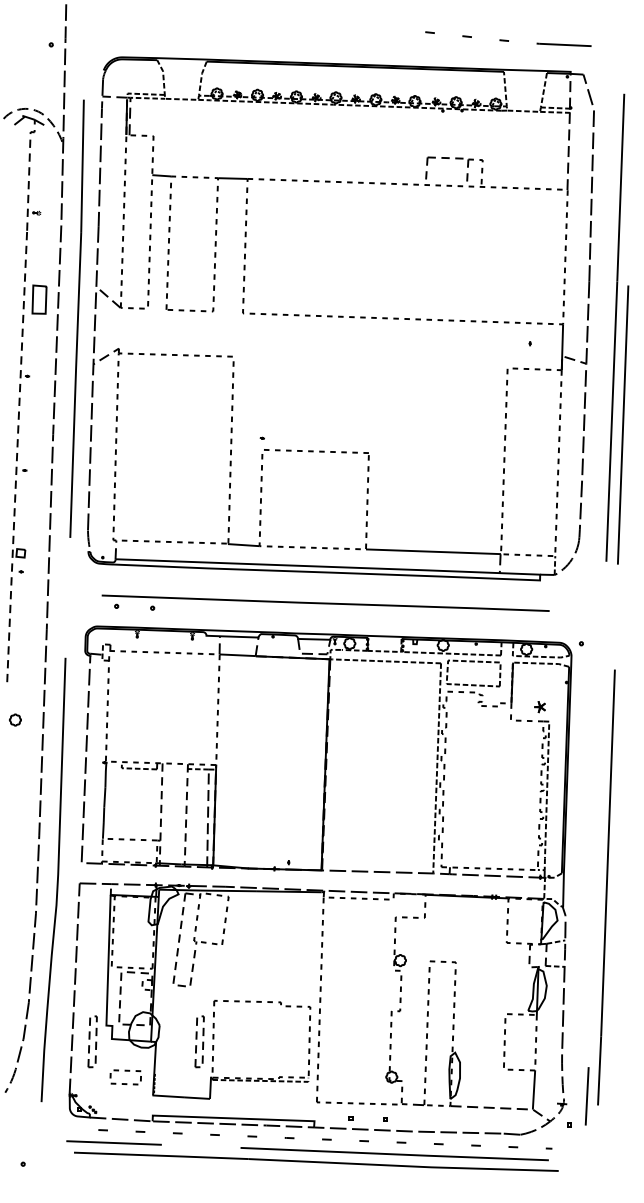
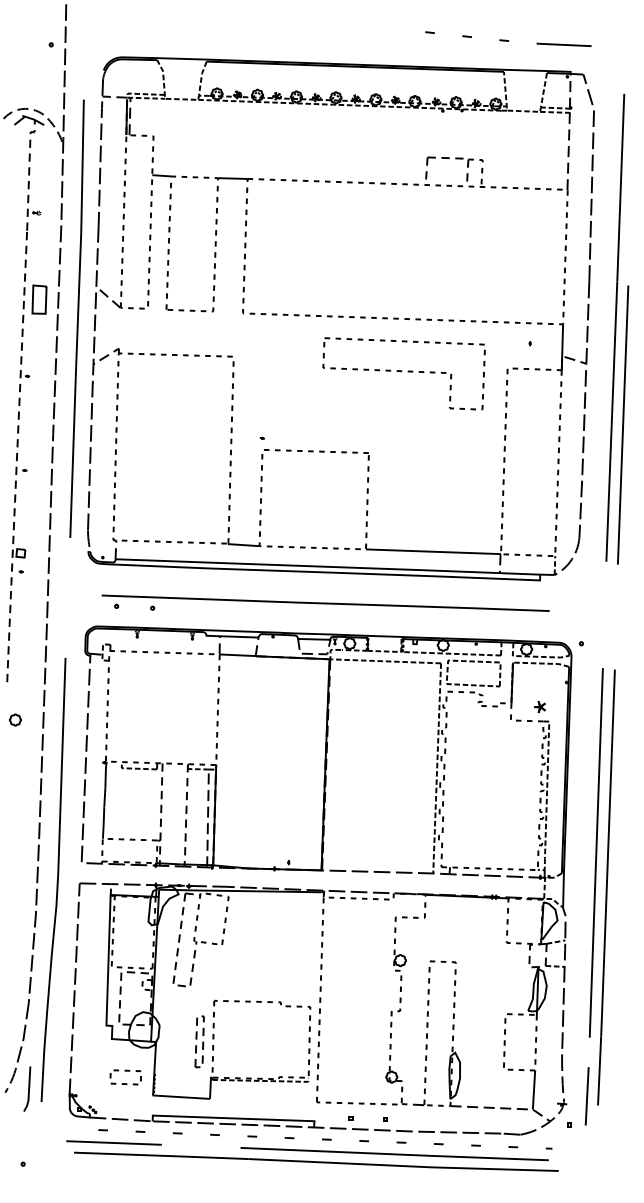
part: none -> present (403, 373)
line: none -> present (595, 852)
part: present -> none (92, 1041)
line: none -> present (28, 1088)
